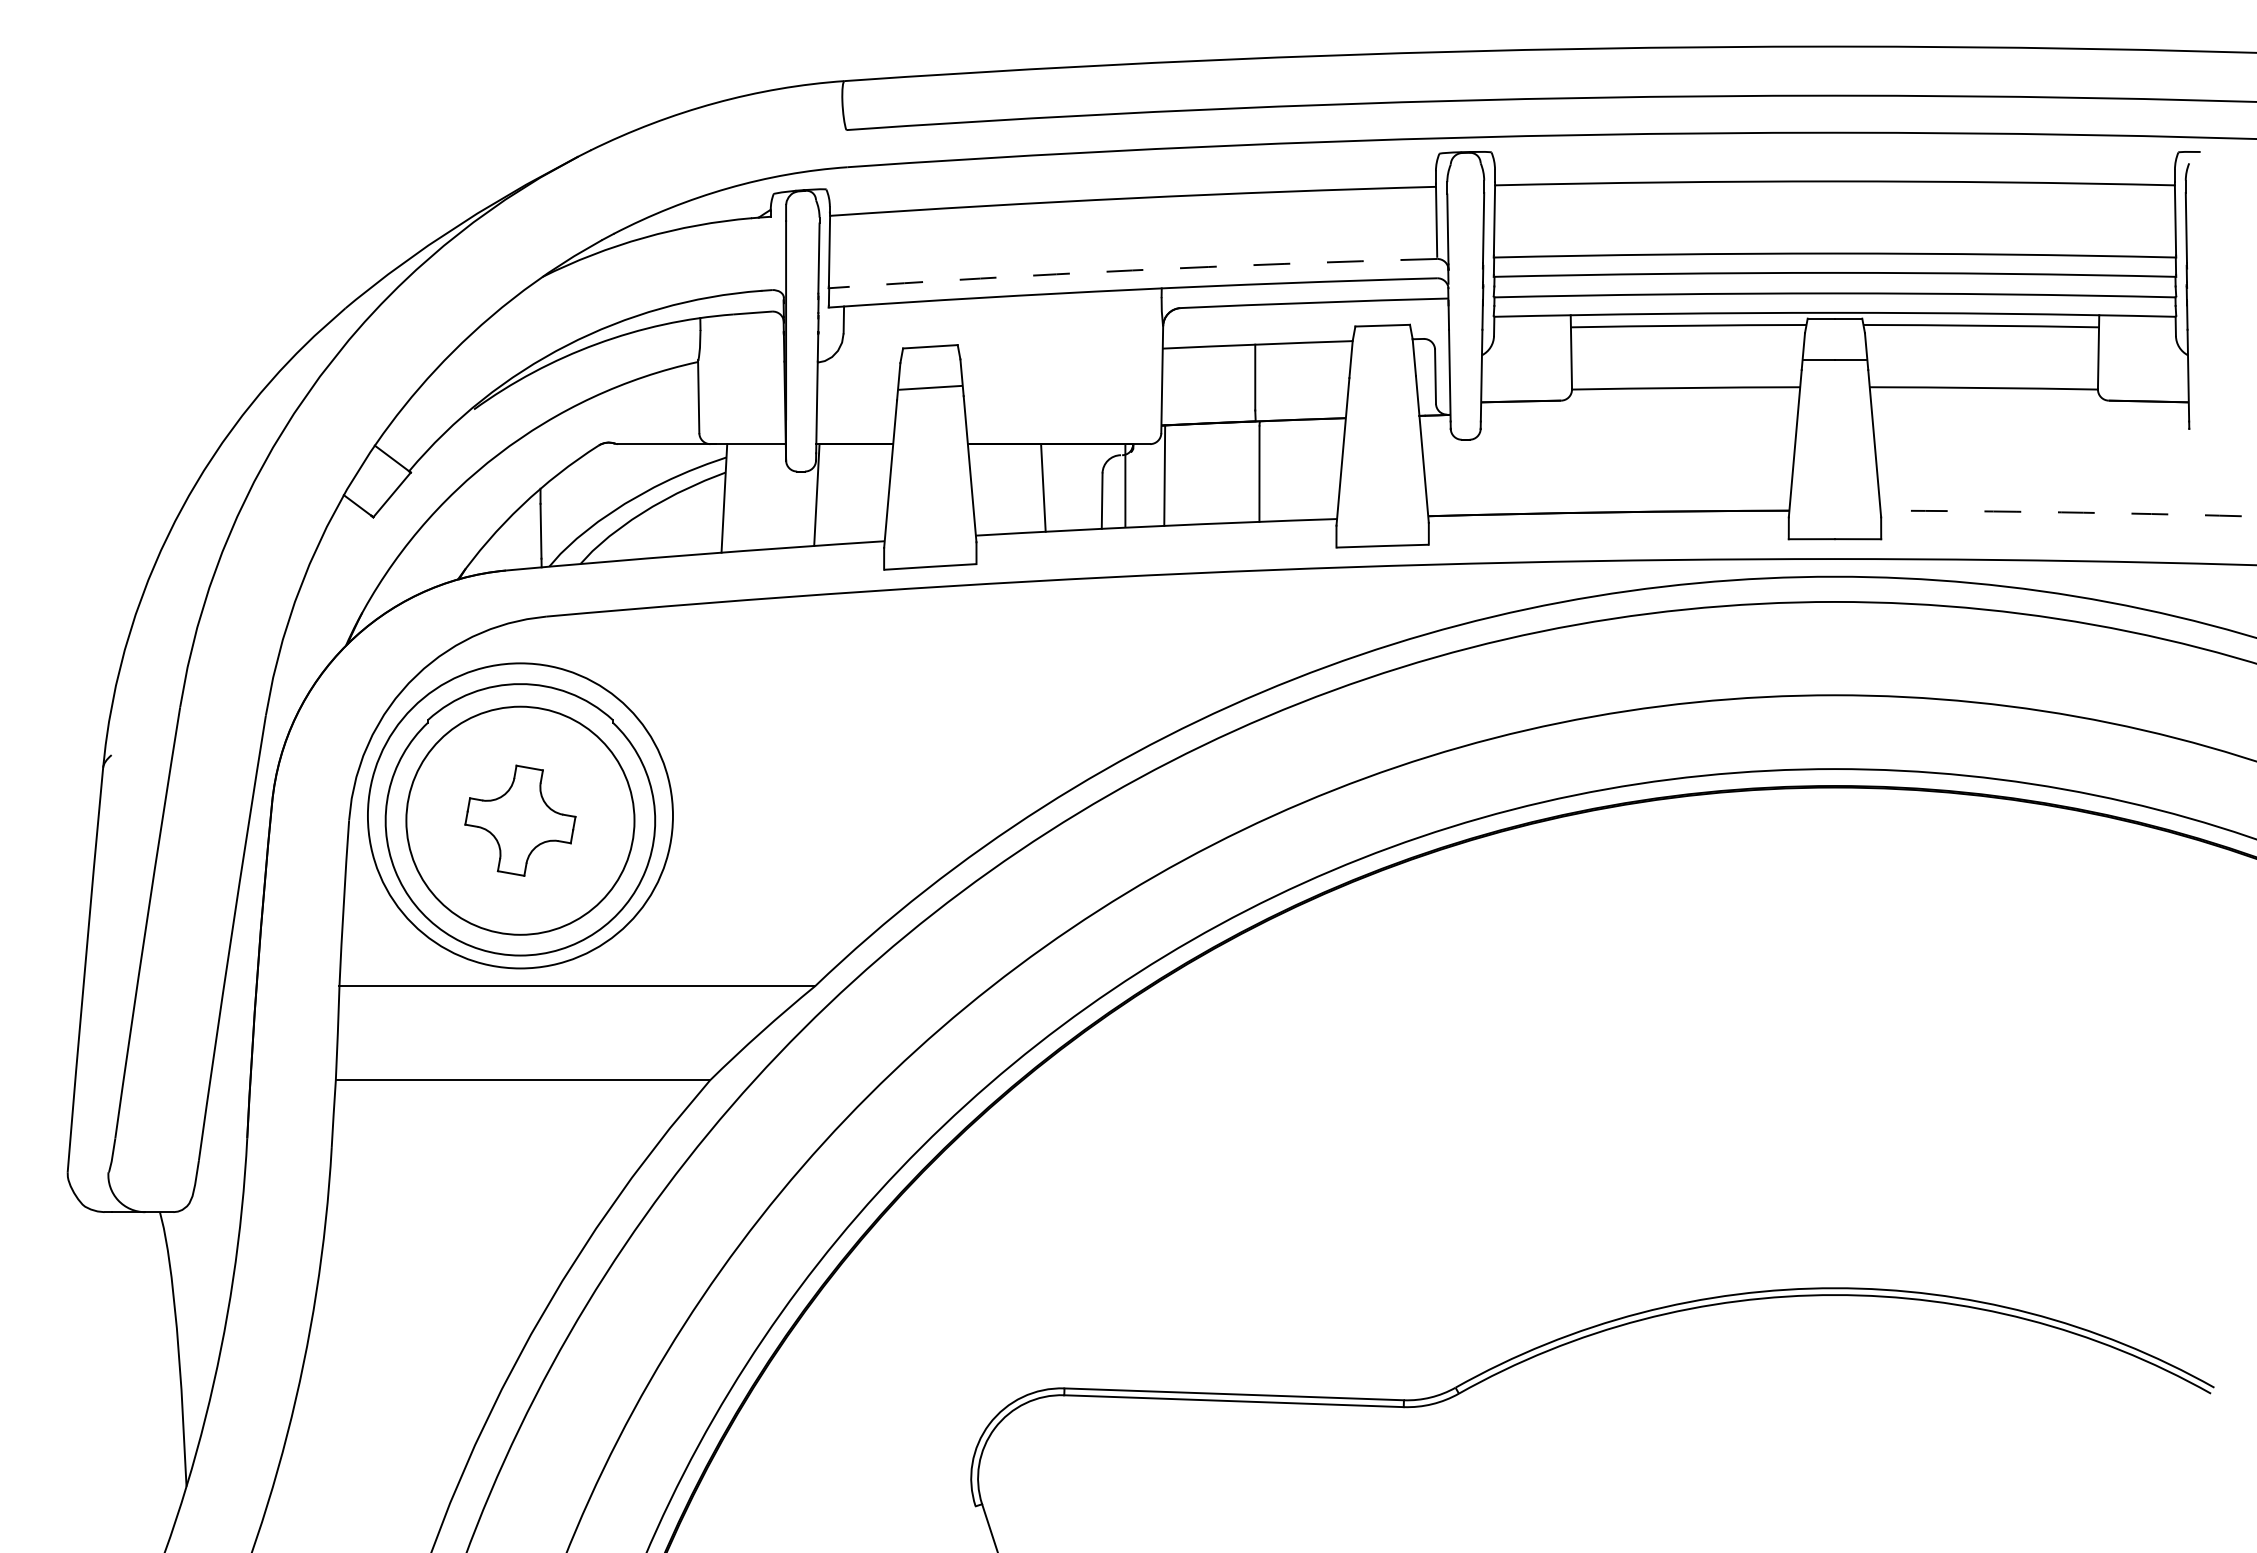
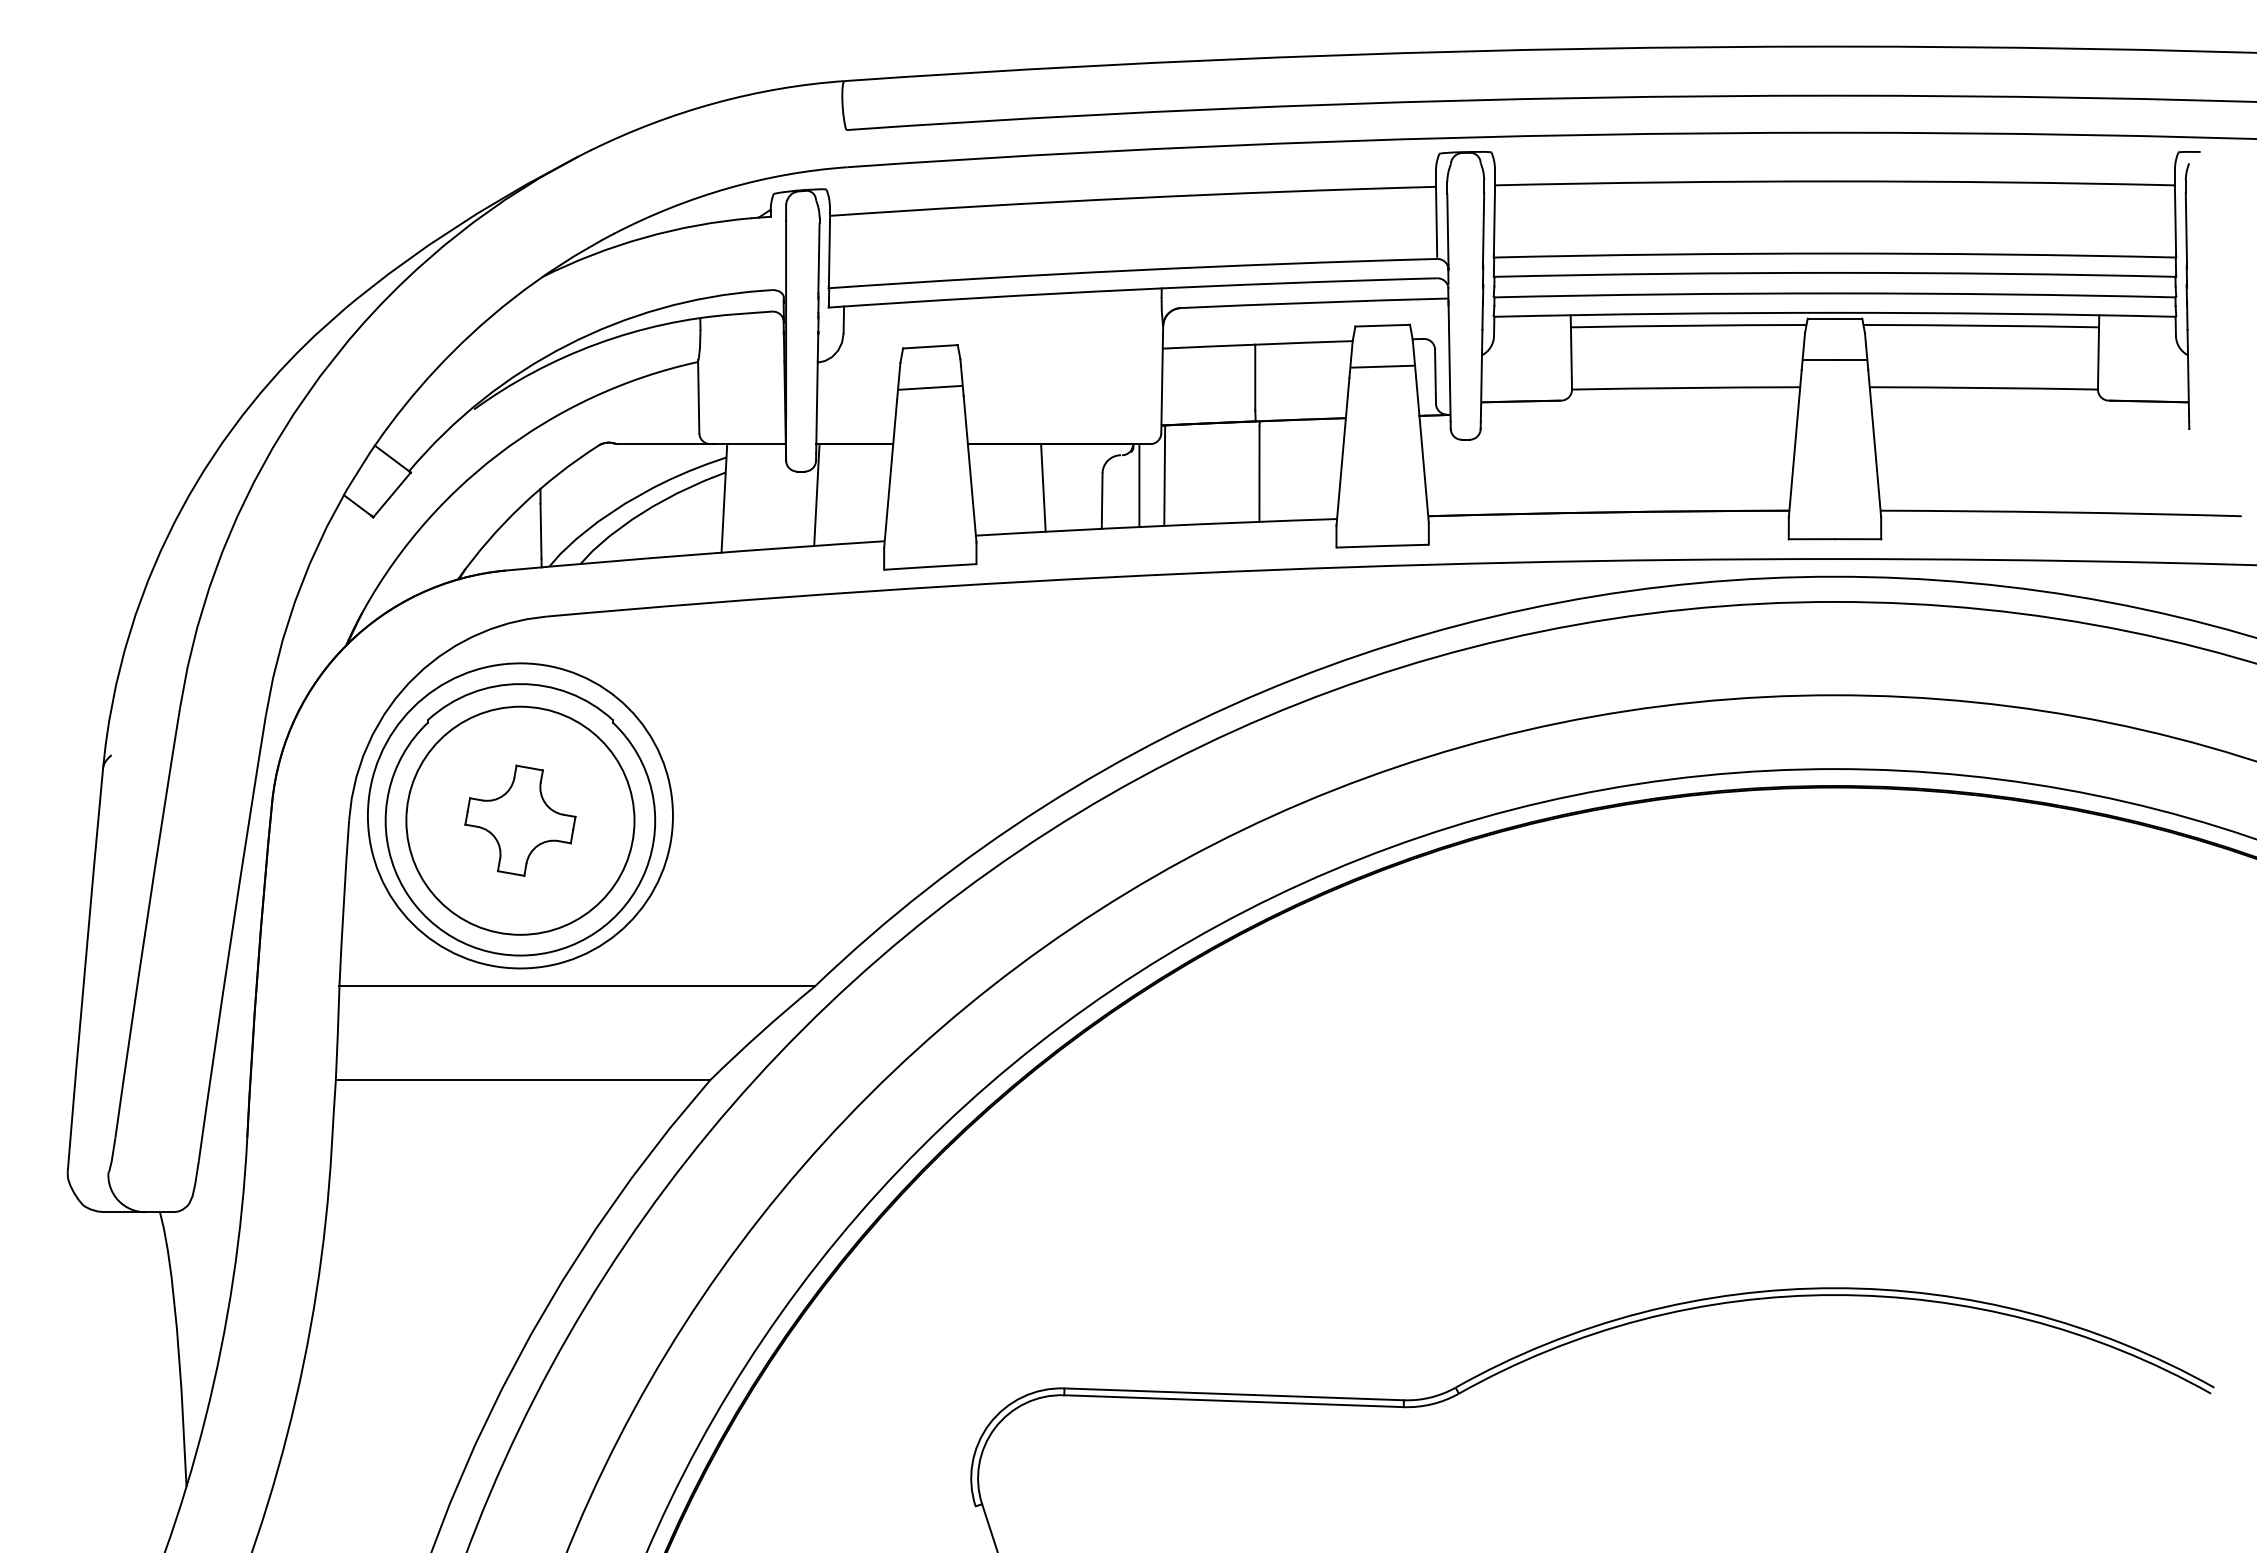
arc: dashed -> solid (1132, 270)
line: none -> present (1382, 366)
line position: (1125, 485) -> (1139, 485) (1139, 485)
arc: dashed -> solid (2061, 512)
